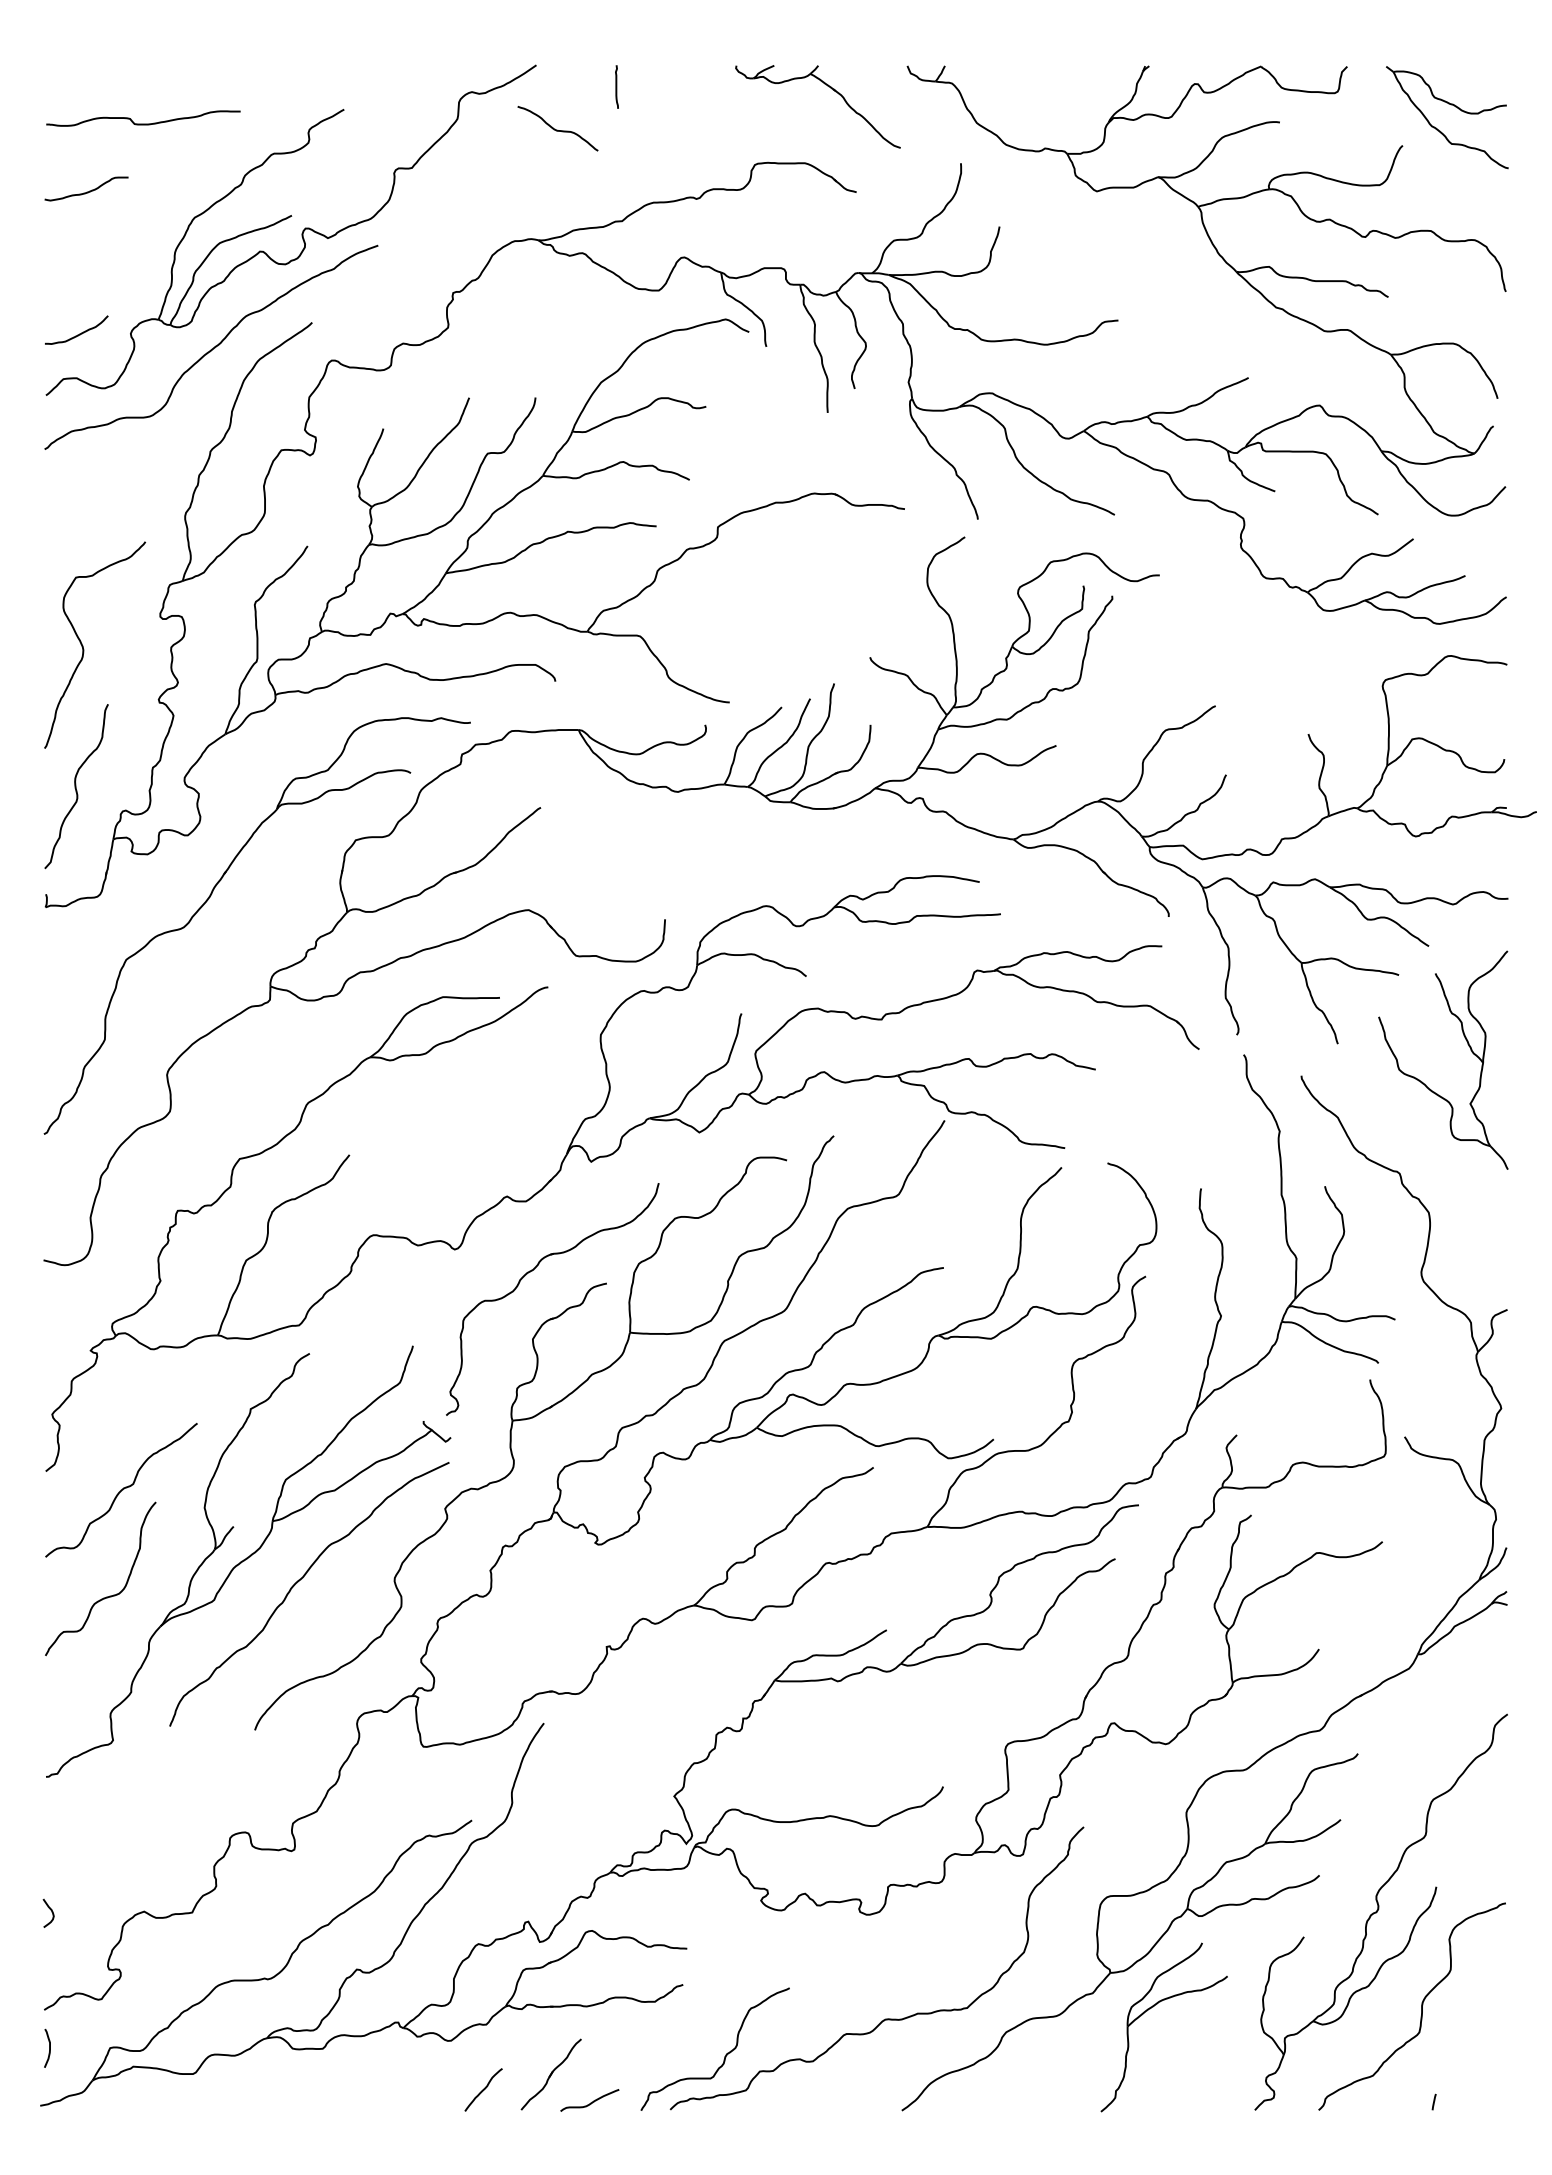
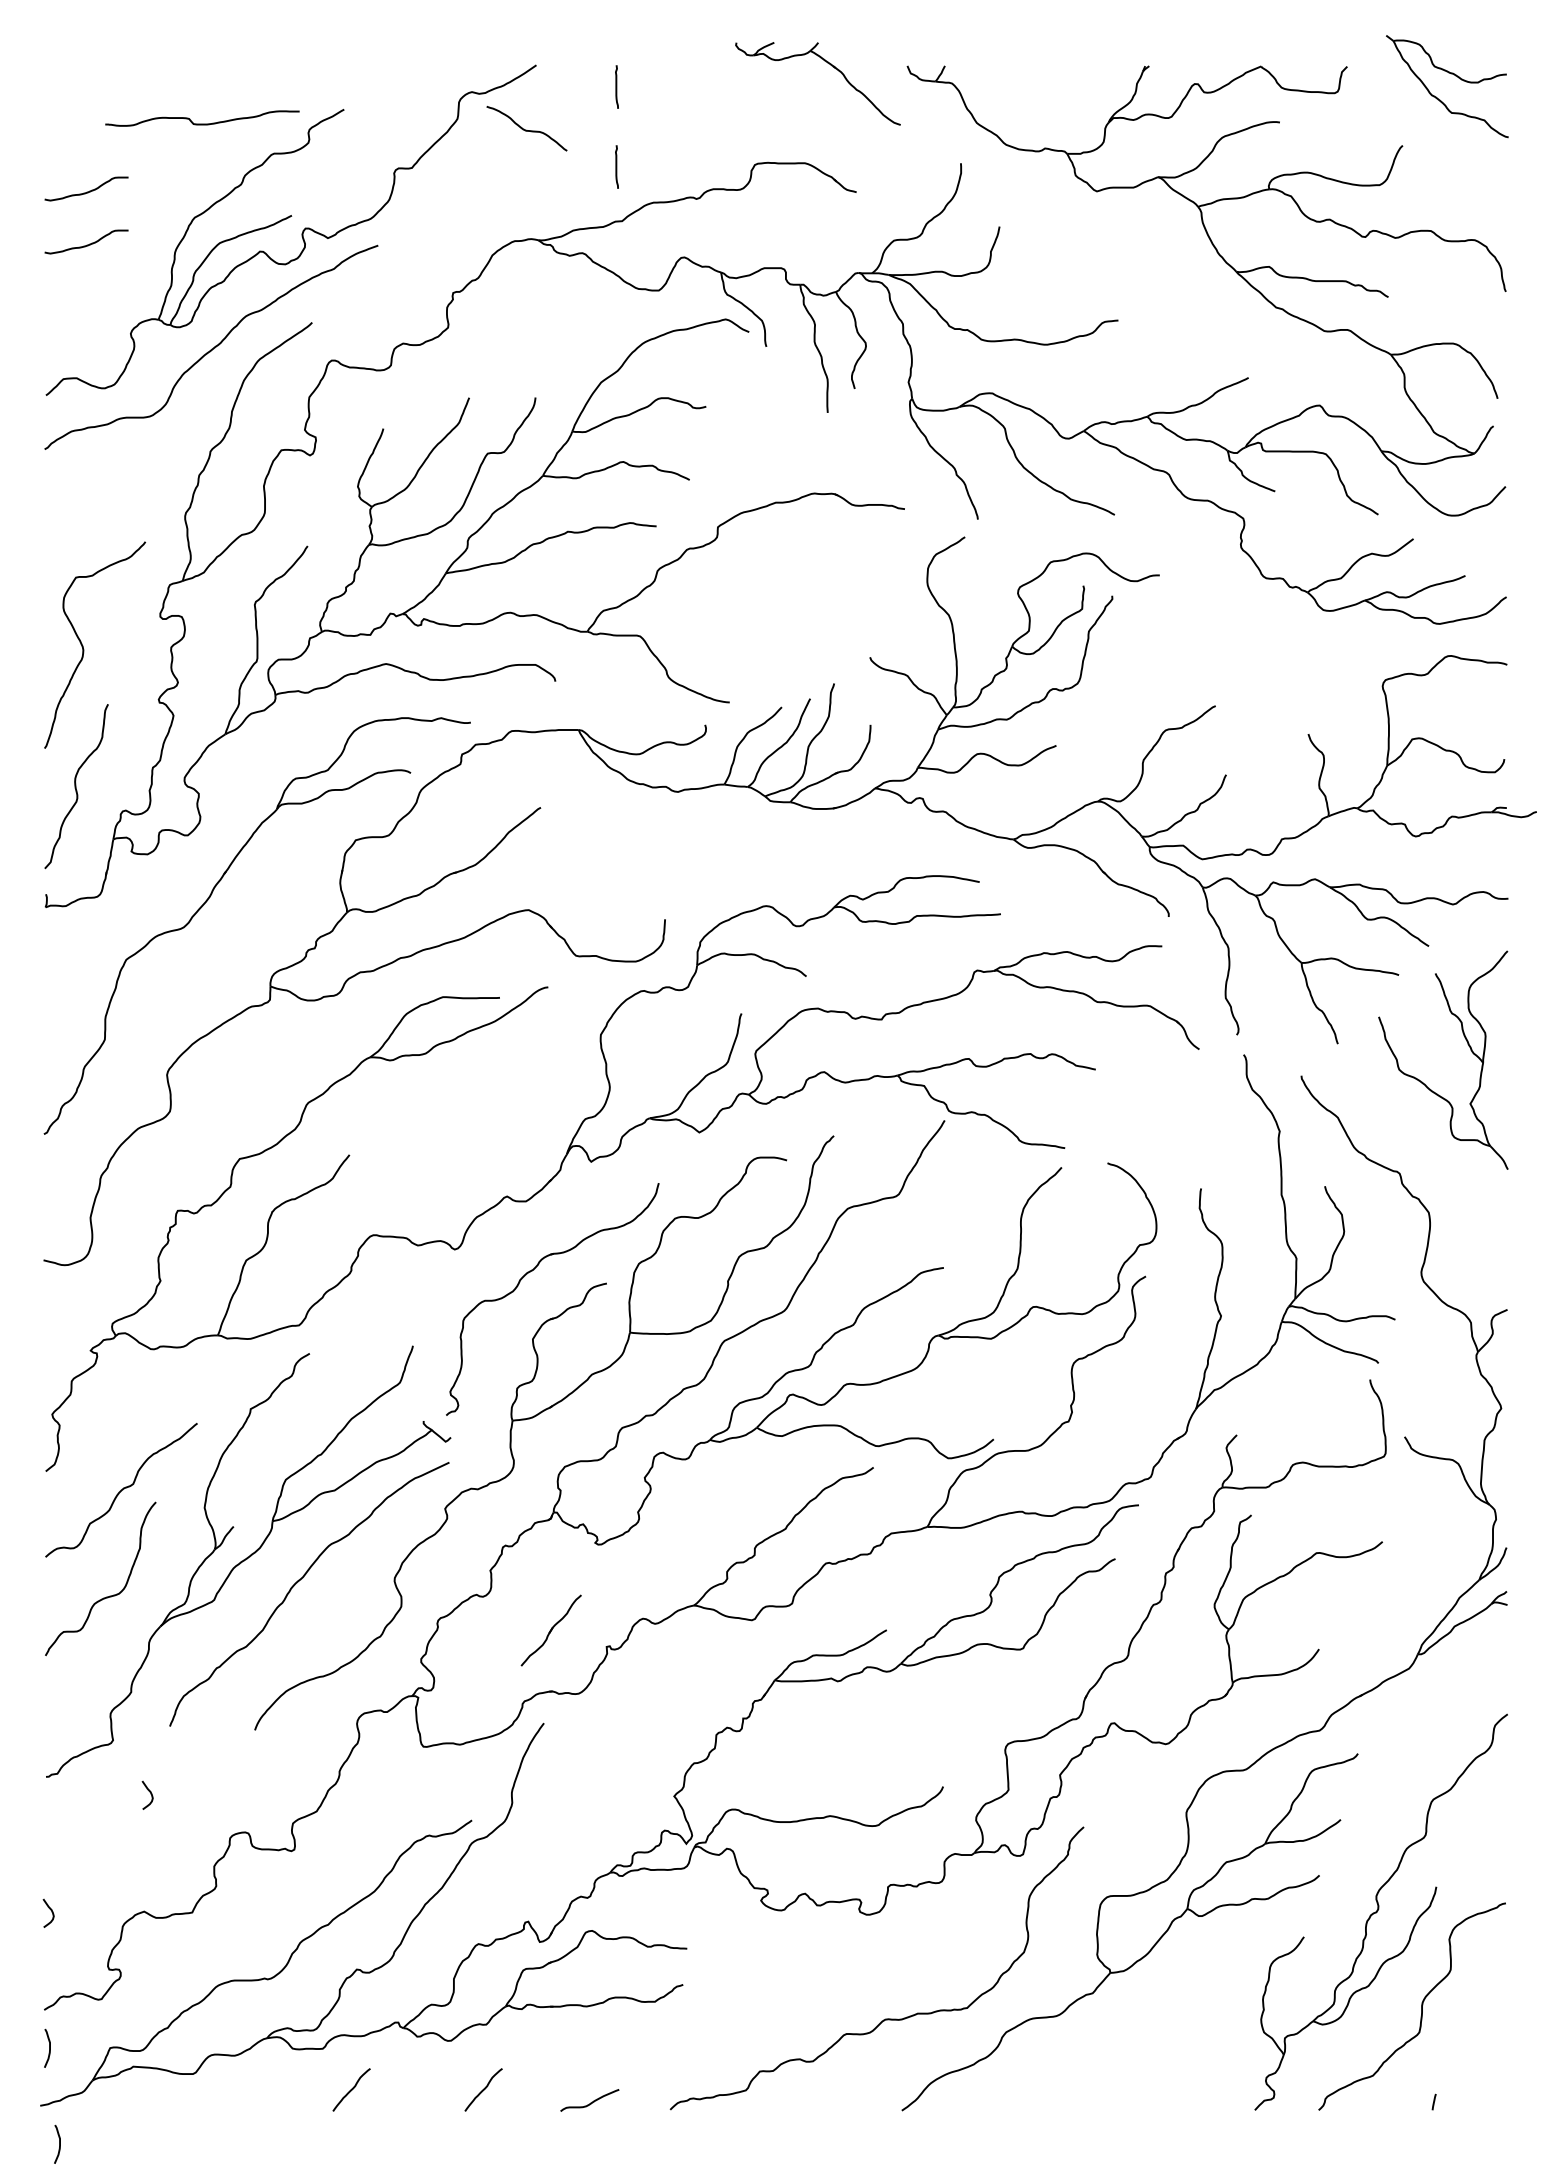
part position: (831, 89) -> (831, 66) (831, 66)
part position: (1451, 105) -> (1451, 74) (1451, 74)
curve position: (143, 123) -> (202, 123) (202, 123)
curve position: (557, 129) -> (526, 129) (526, 129)
line: none -> present (616, 166)
curve: none -> present (87, 244)
curve: present -> none (79, 333)
curve: none -> present (149, 1792)
part: present -> none (1150, 2009)
curve: present -> none (725, 2054)
part position: (550, 2074) -> (550, 1630) (550, 1630)
curve: none -> present (351, 2089)
curve: none -> present (59, 2143)
